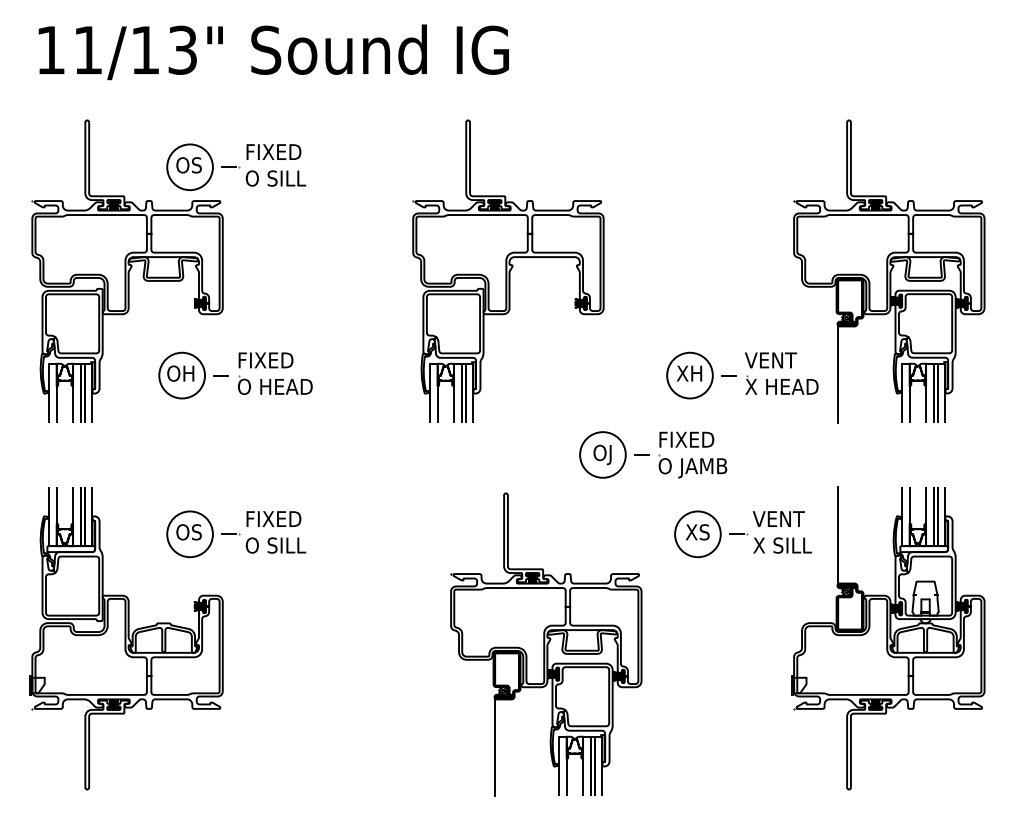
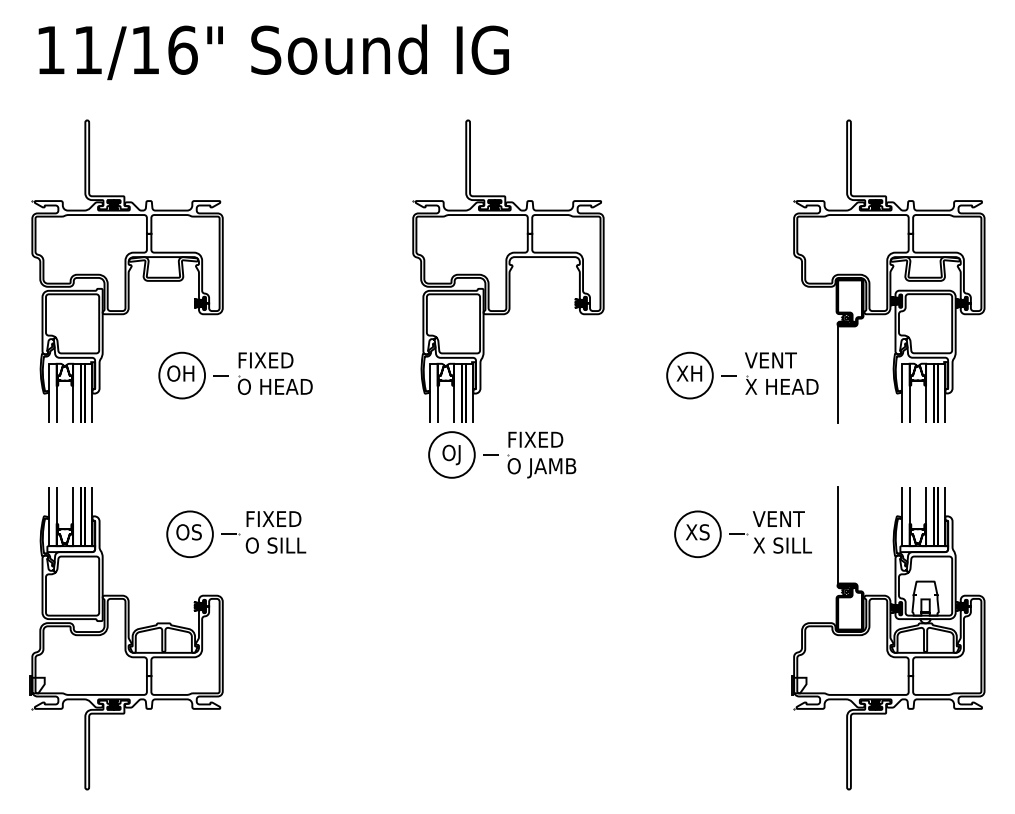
text: 11/13" -> 11/16" (182, 49)
part: present -> none (236, 167)
part position: (653, 454) -> (502, 454) (502, 454)
part: present -> none (546, 644)
